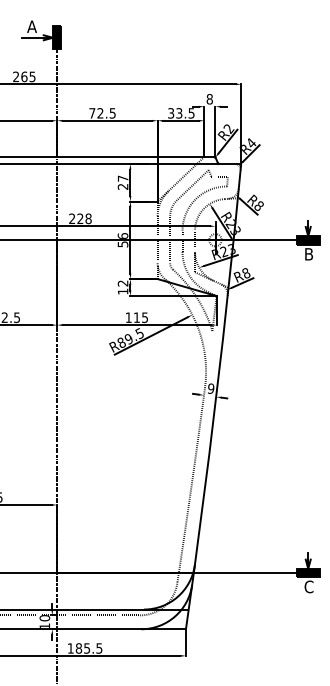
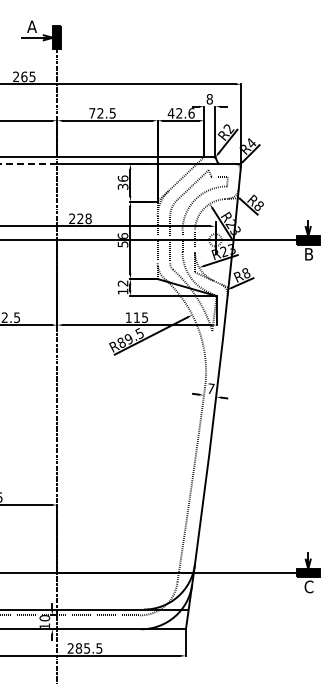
text: 33.5 -> 42.6 (180, 113)
line: solid -> dashed (28, 164)
text: 27 -> 36 (122, 182)
text: 9 -> 7 (211, 388)
text: 185.5 -> 285.5 (70, 648)
